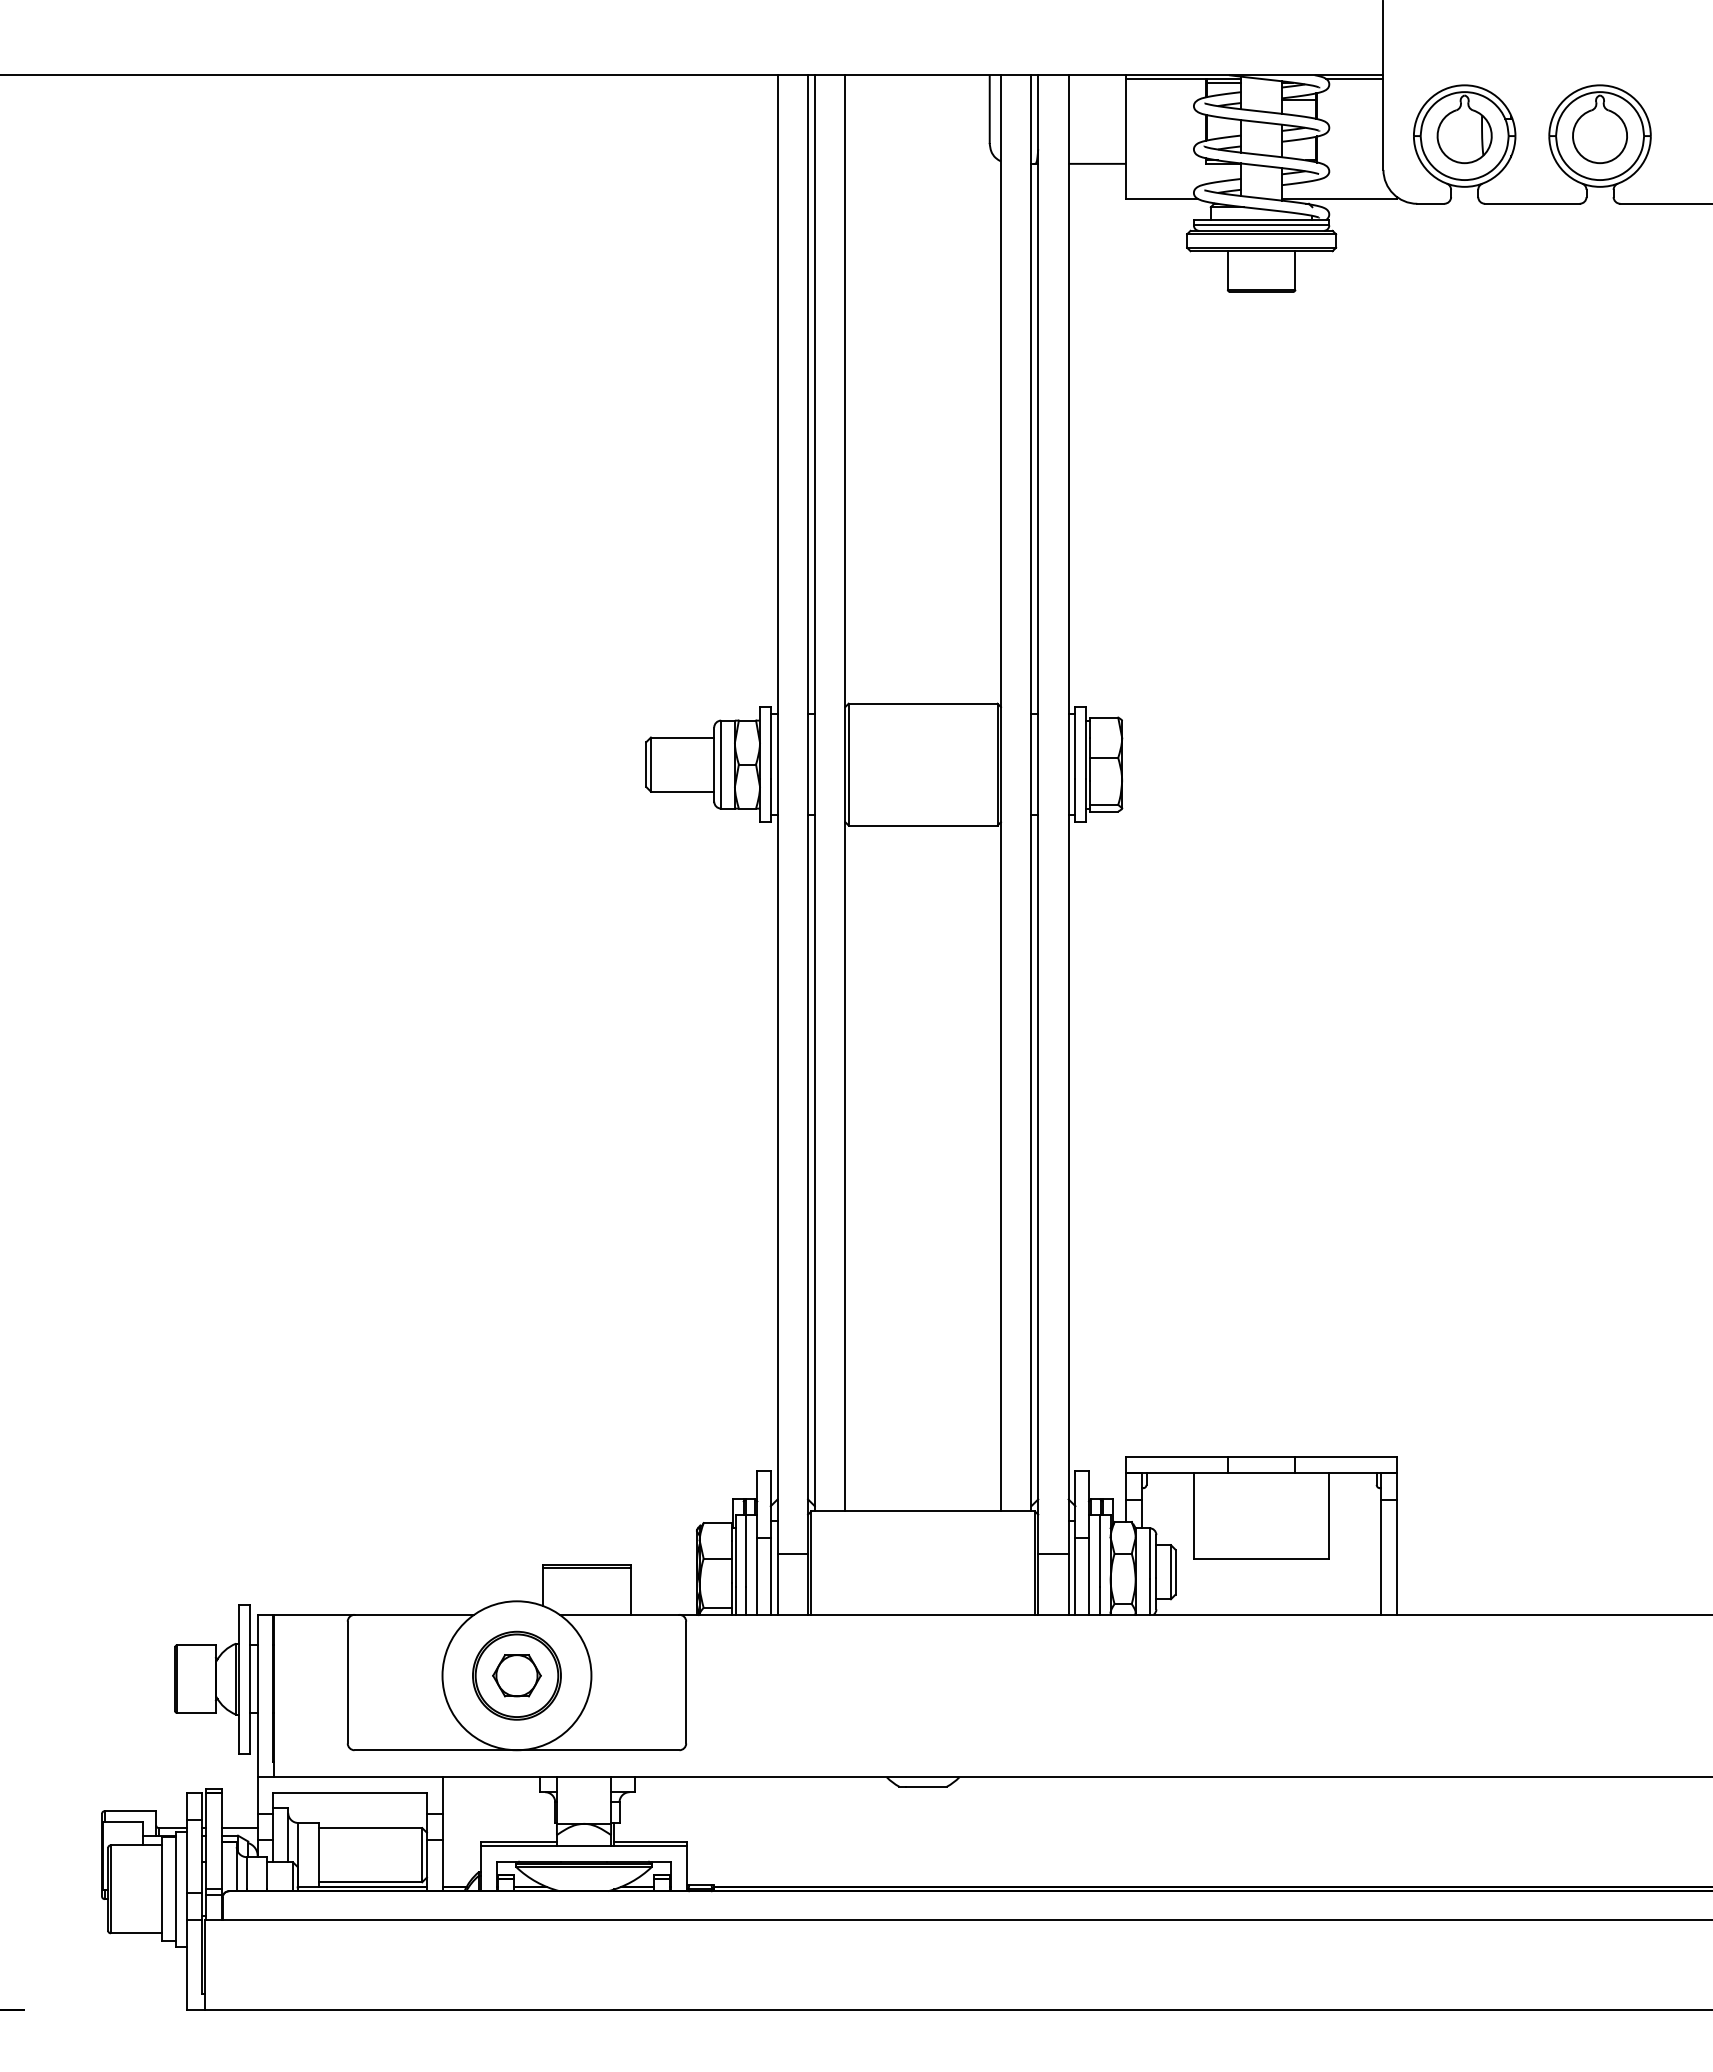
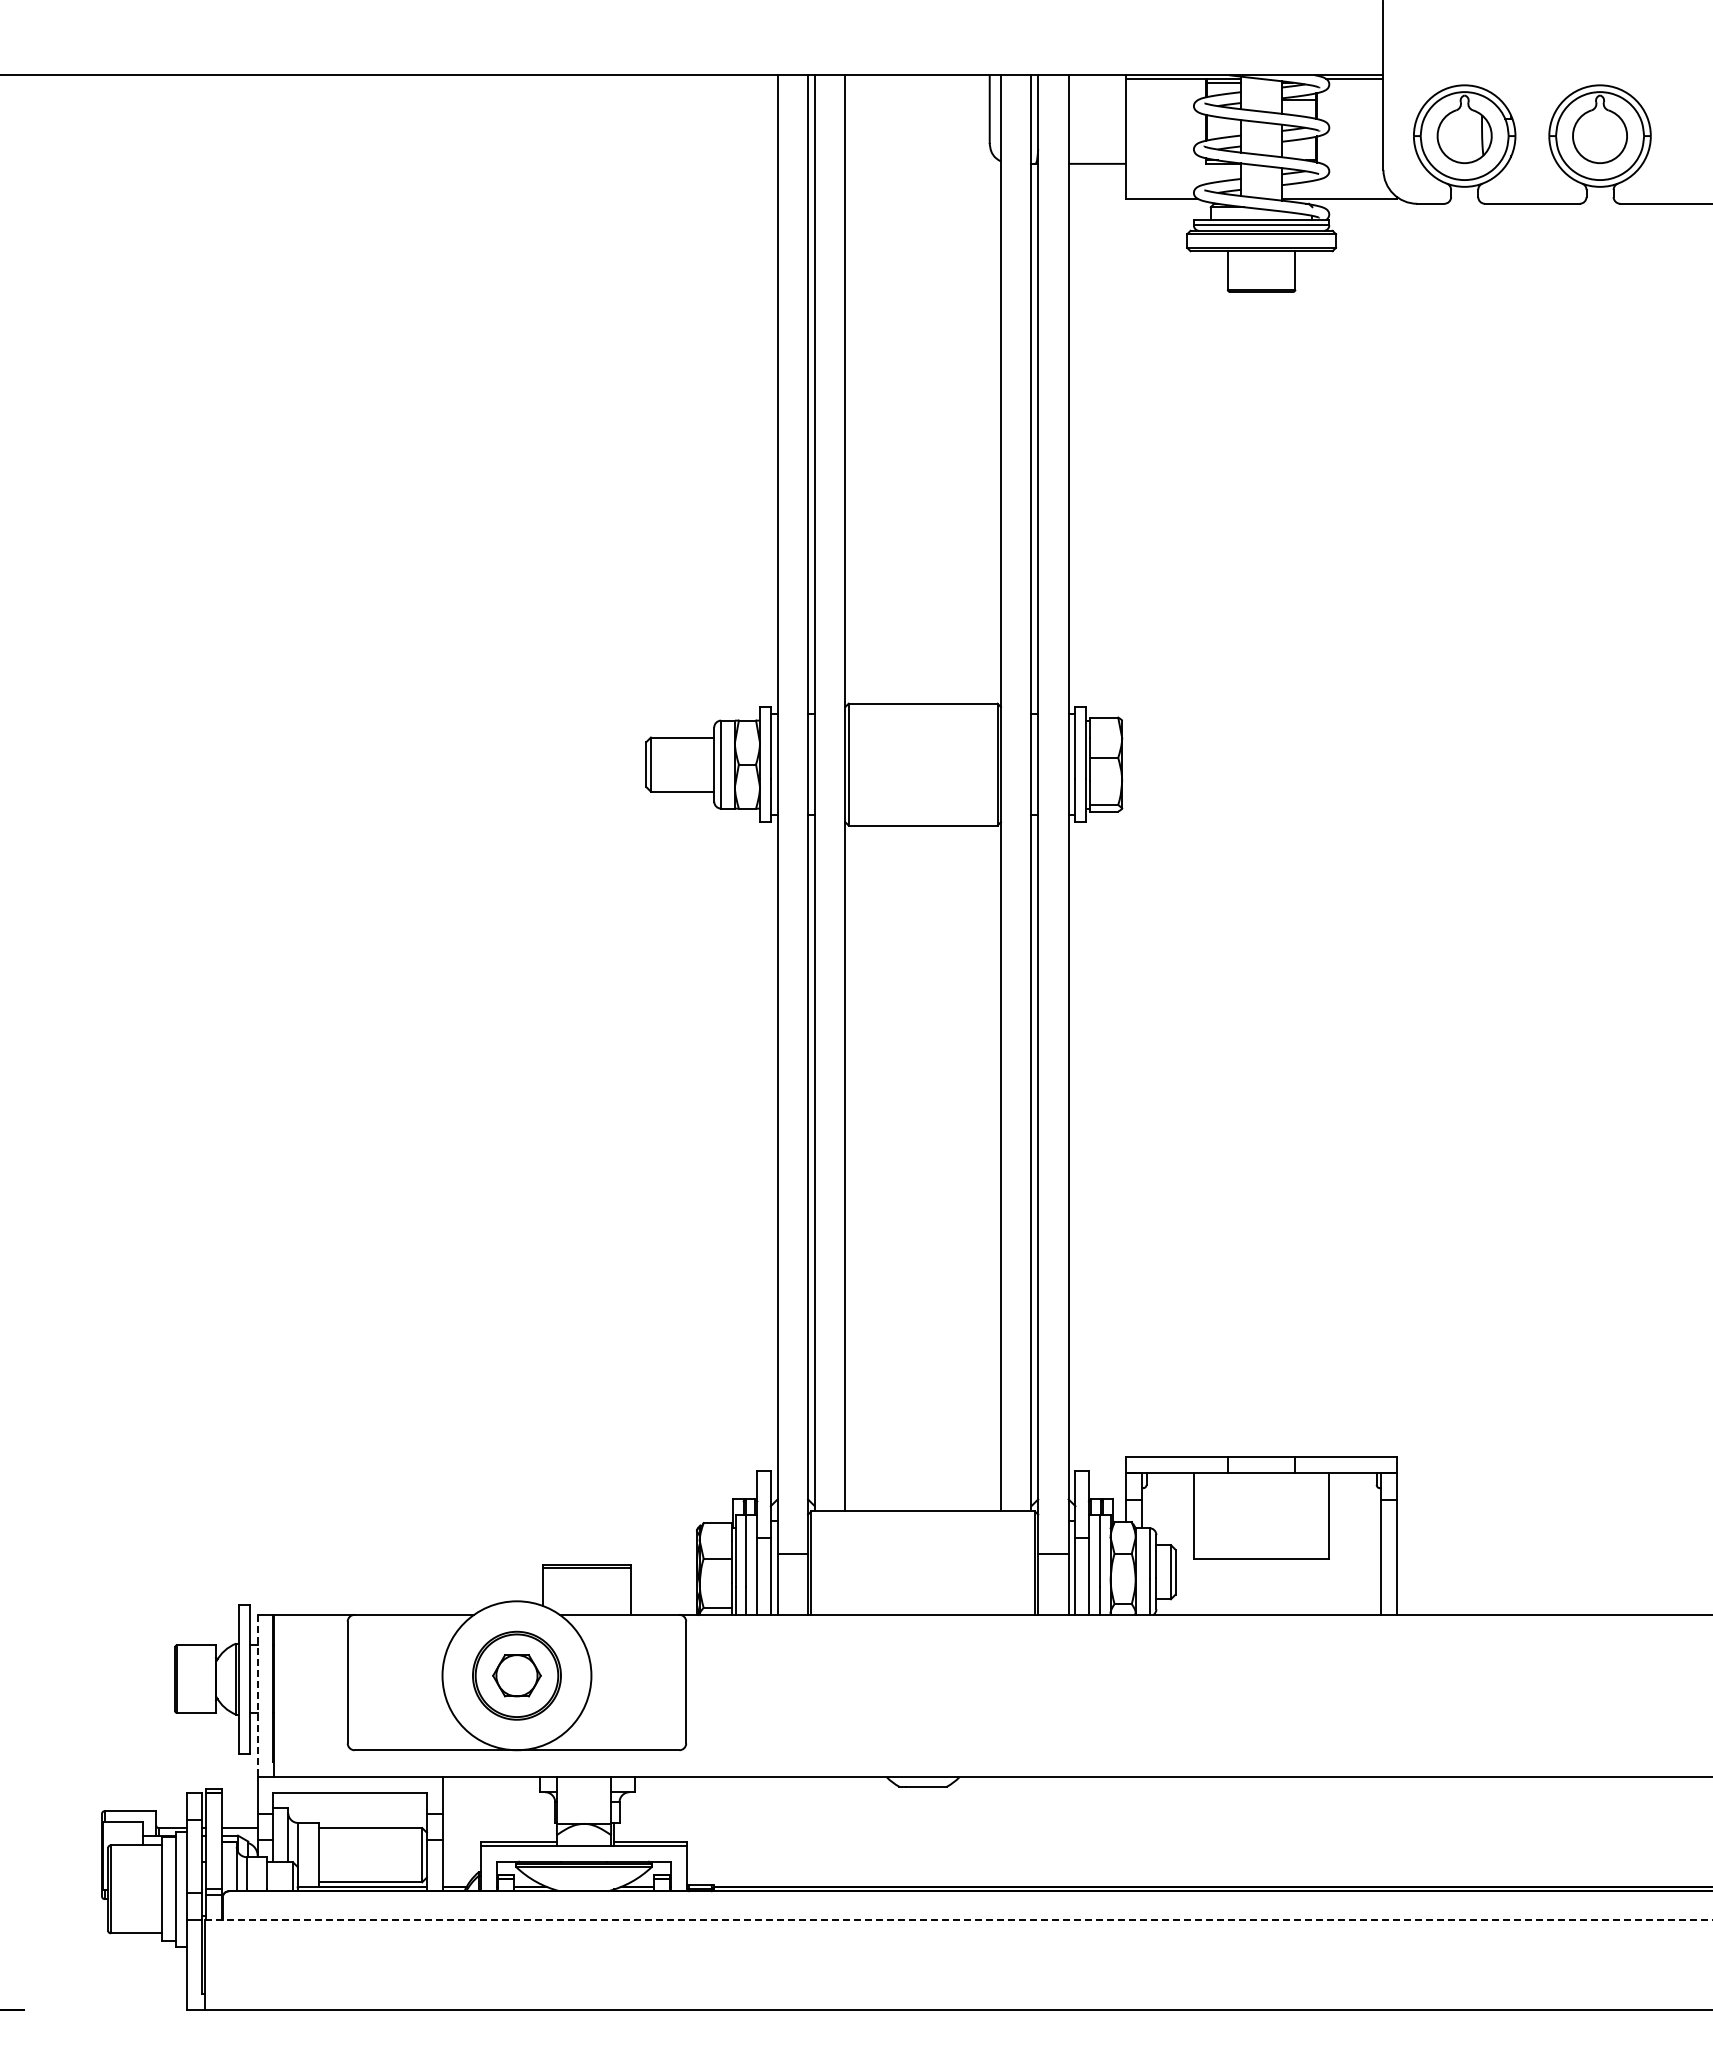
line: solid -> dashed (257, 1696)
line: solid -> dashed (958, 1919)
